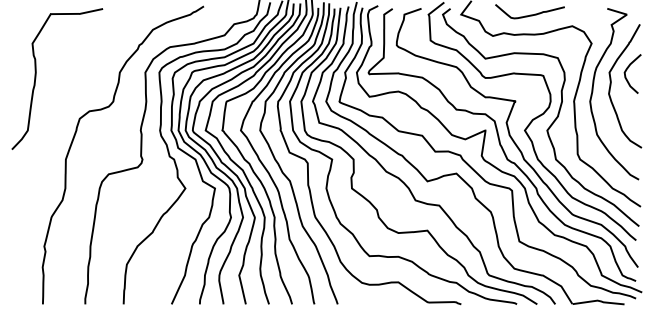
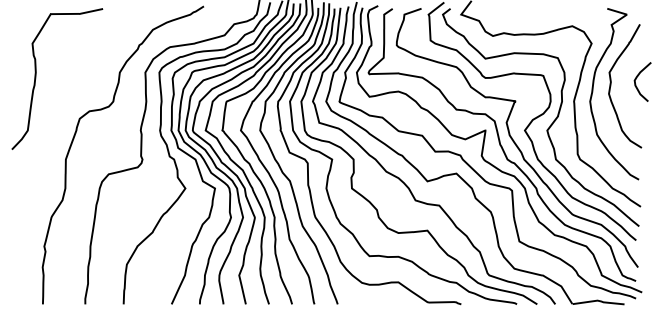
curve: present -> none (530, 14)
curve position: (626, 71) -> (636, 79) (636, 79)
